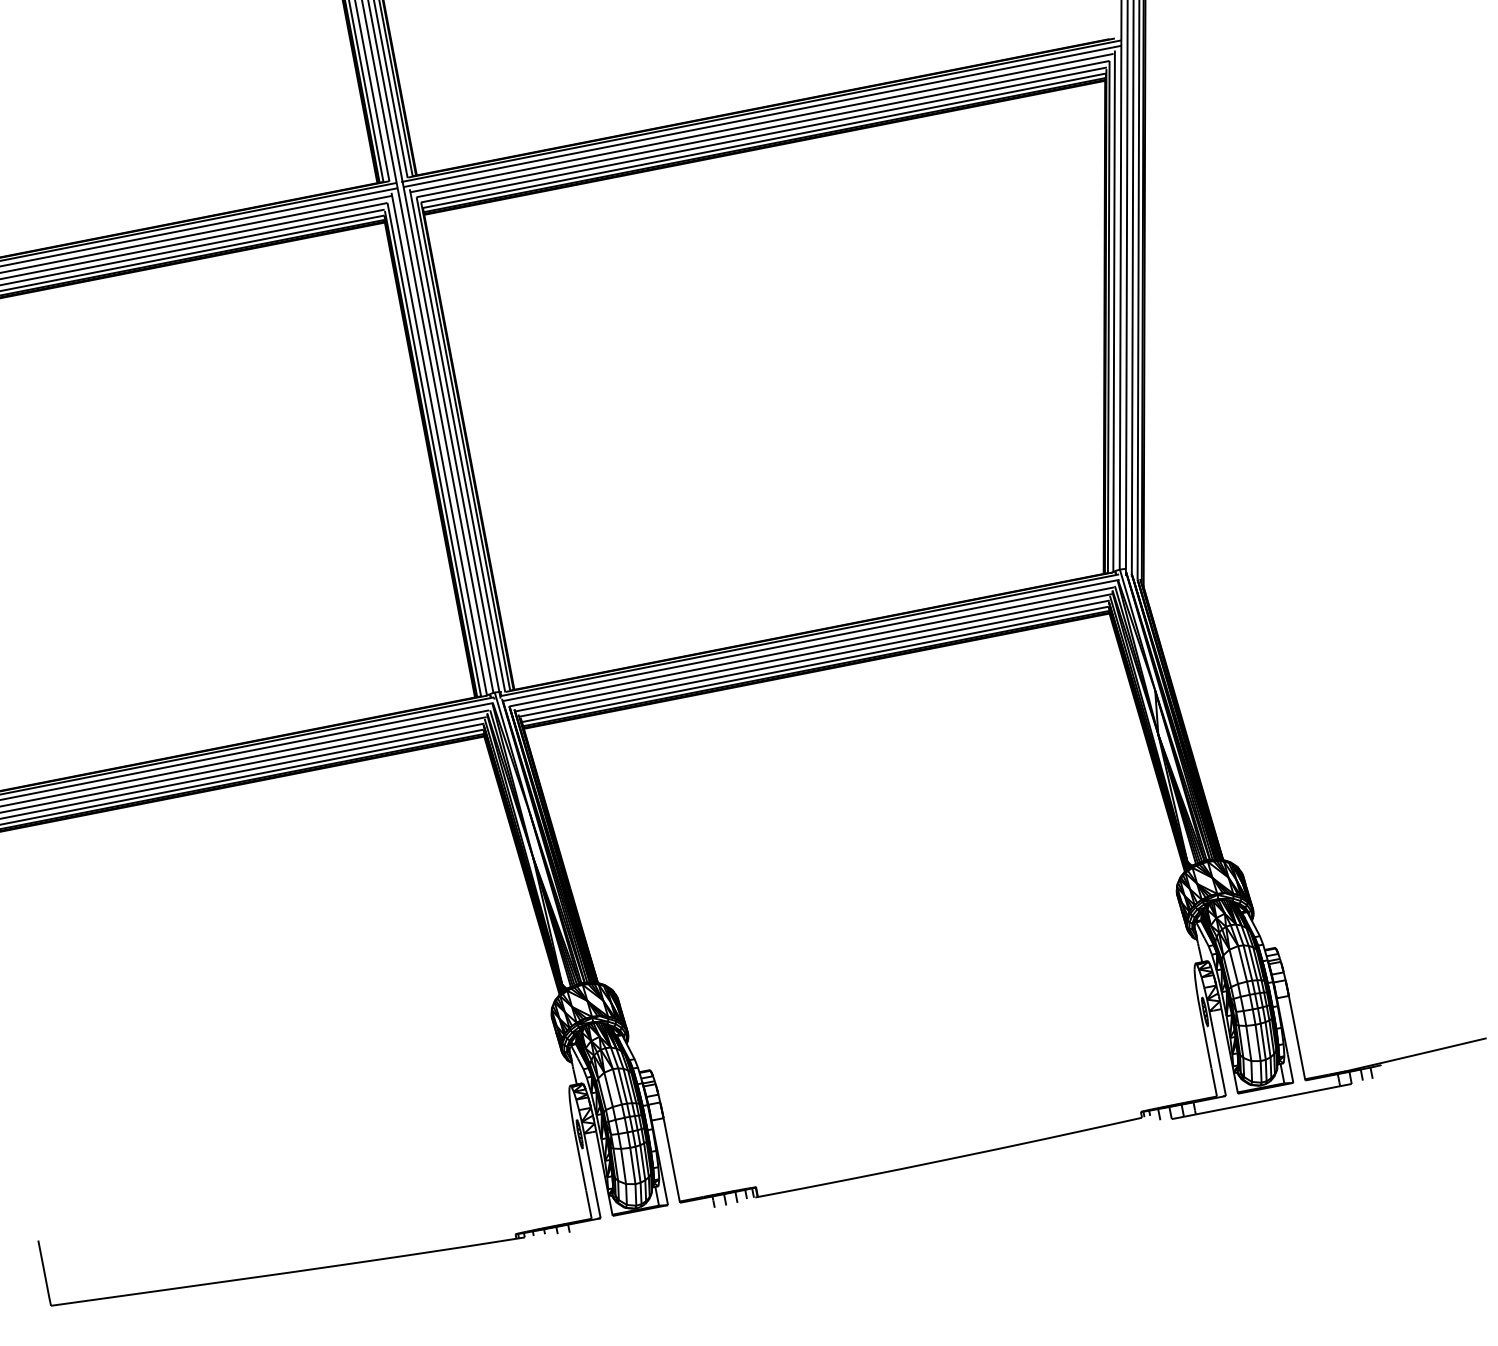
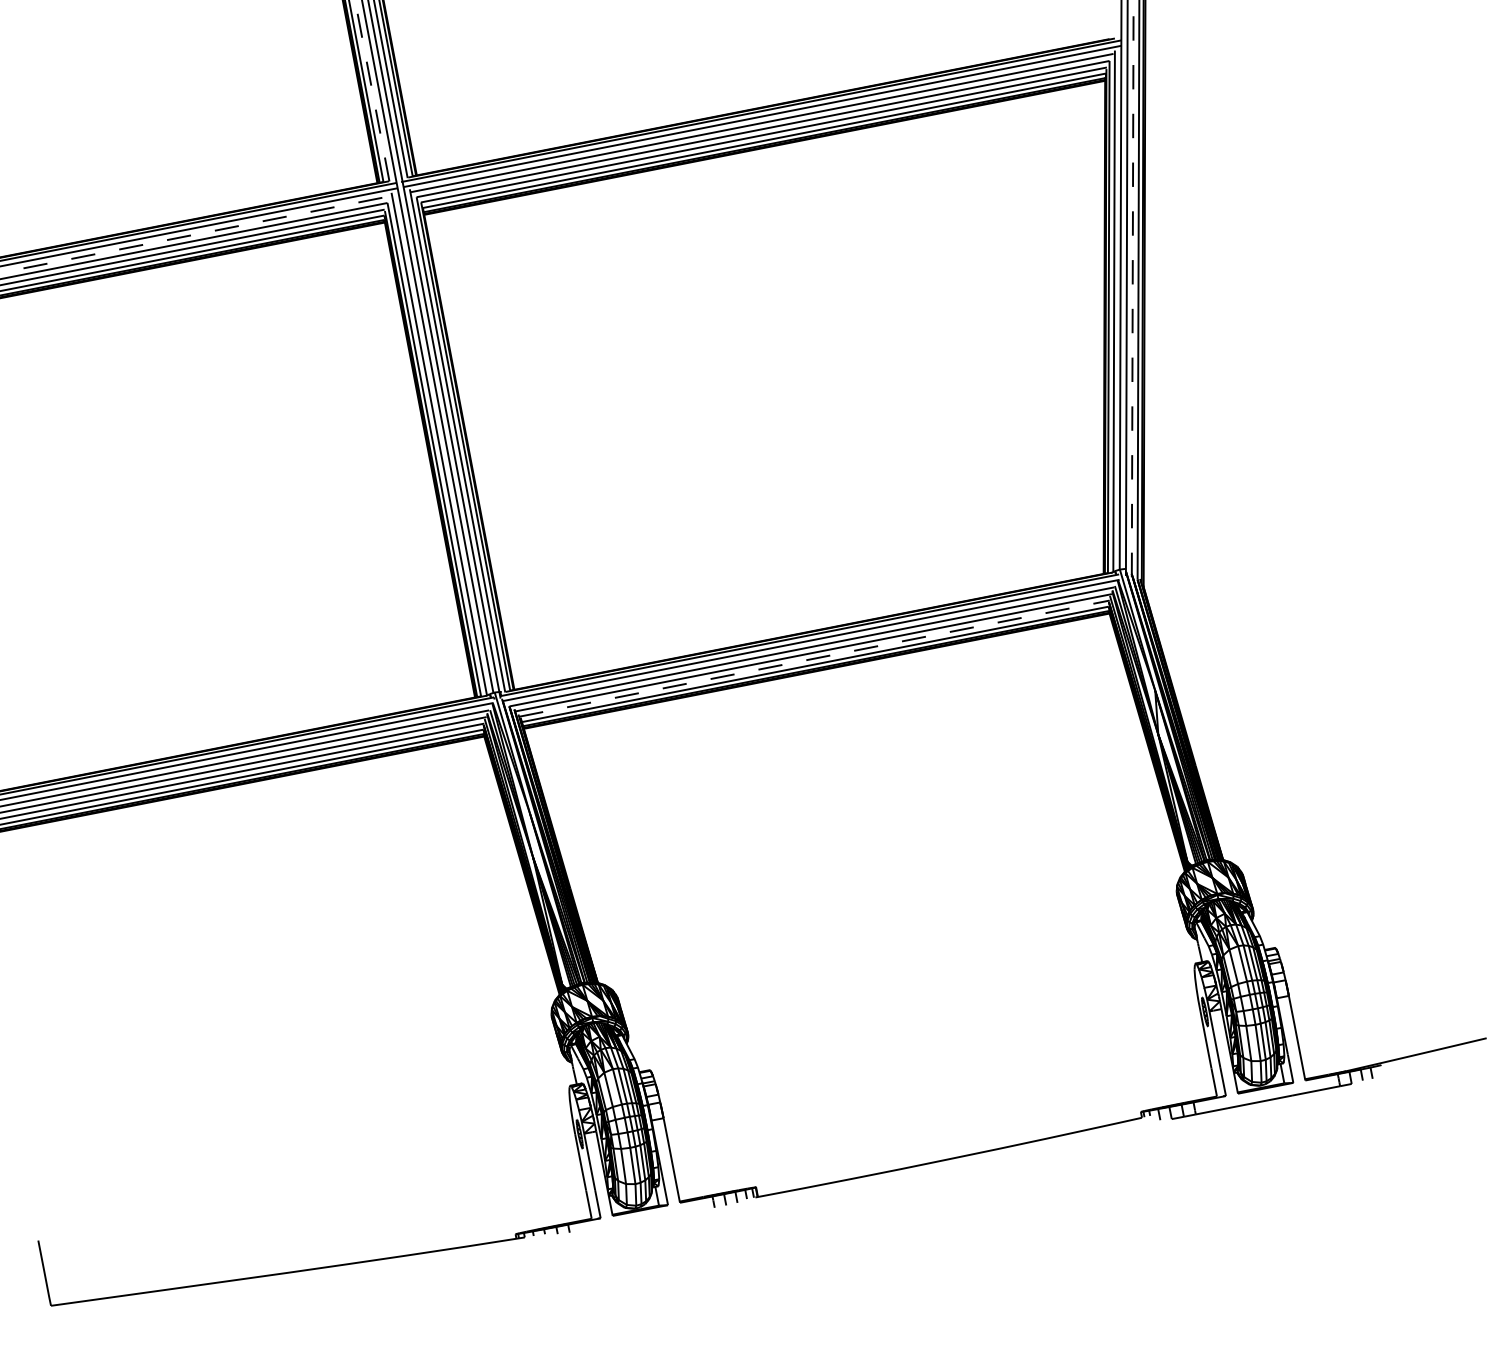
line: solid -> dashed (372, 91)
line: solid -> dashed (196, 234)
line: solid -> dashed (1132, 288)
line: solid -> dashed (814, 658)
